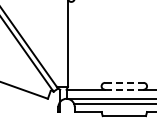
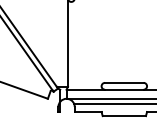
line: dashed -> solid (124, 82)
line: dashed -> solid (124, 89)
